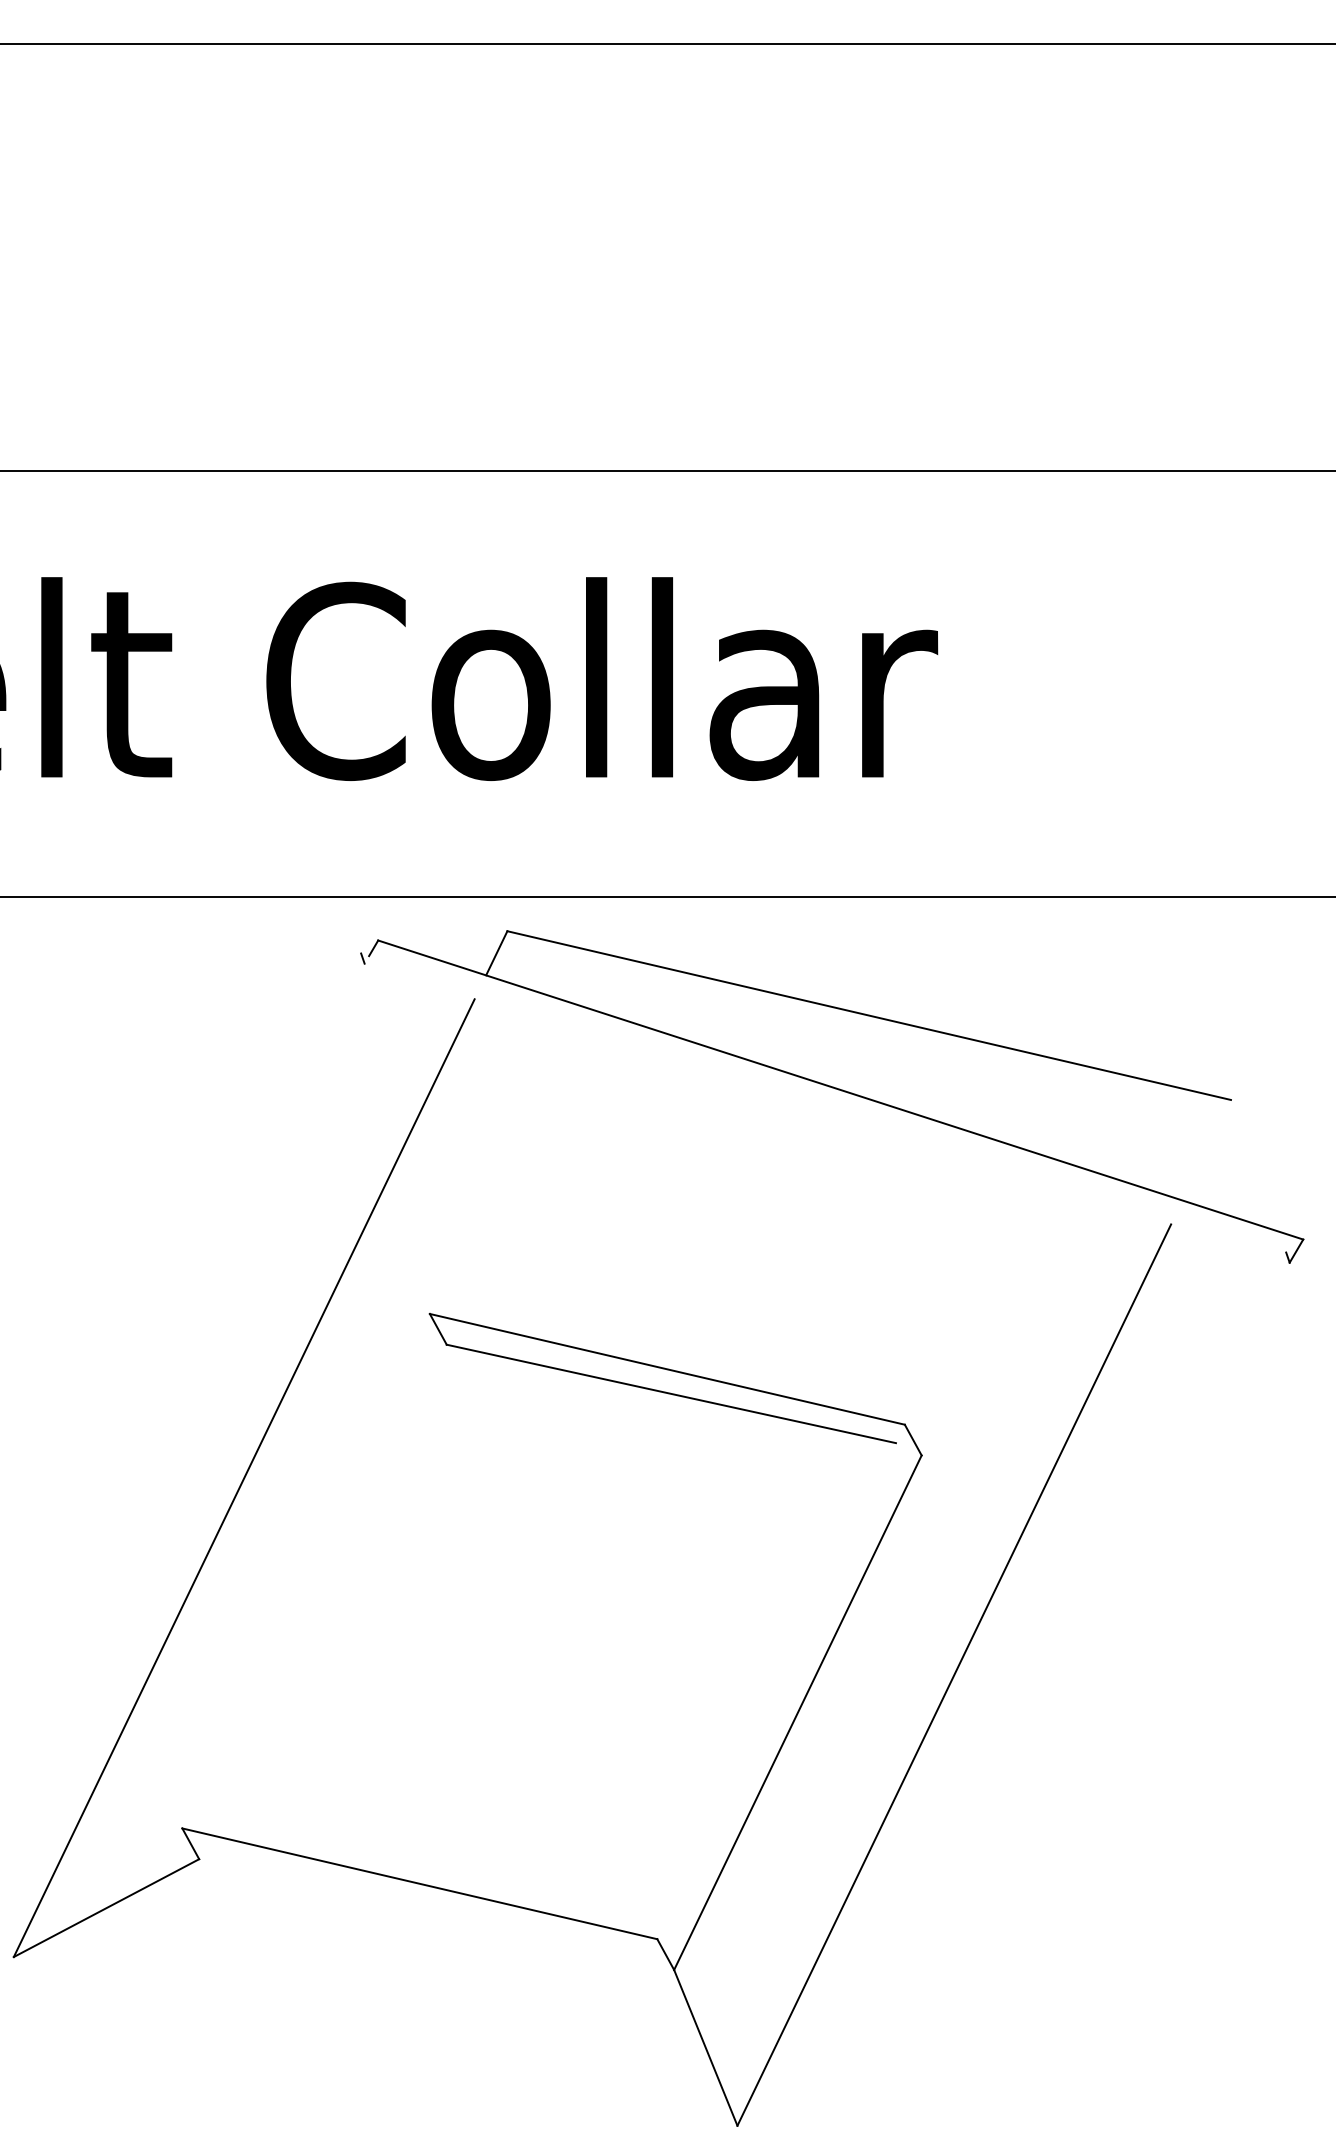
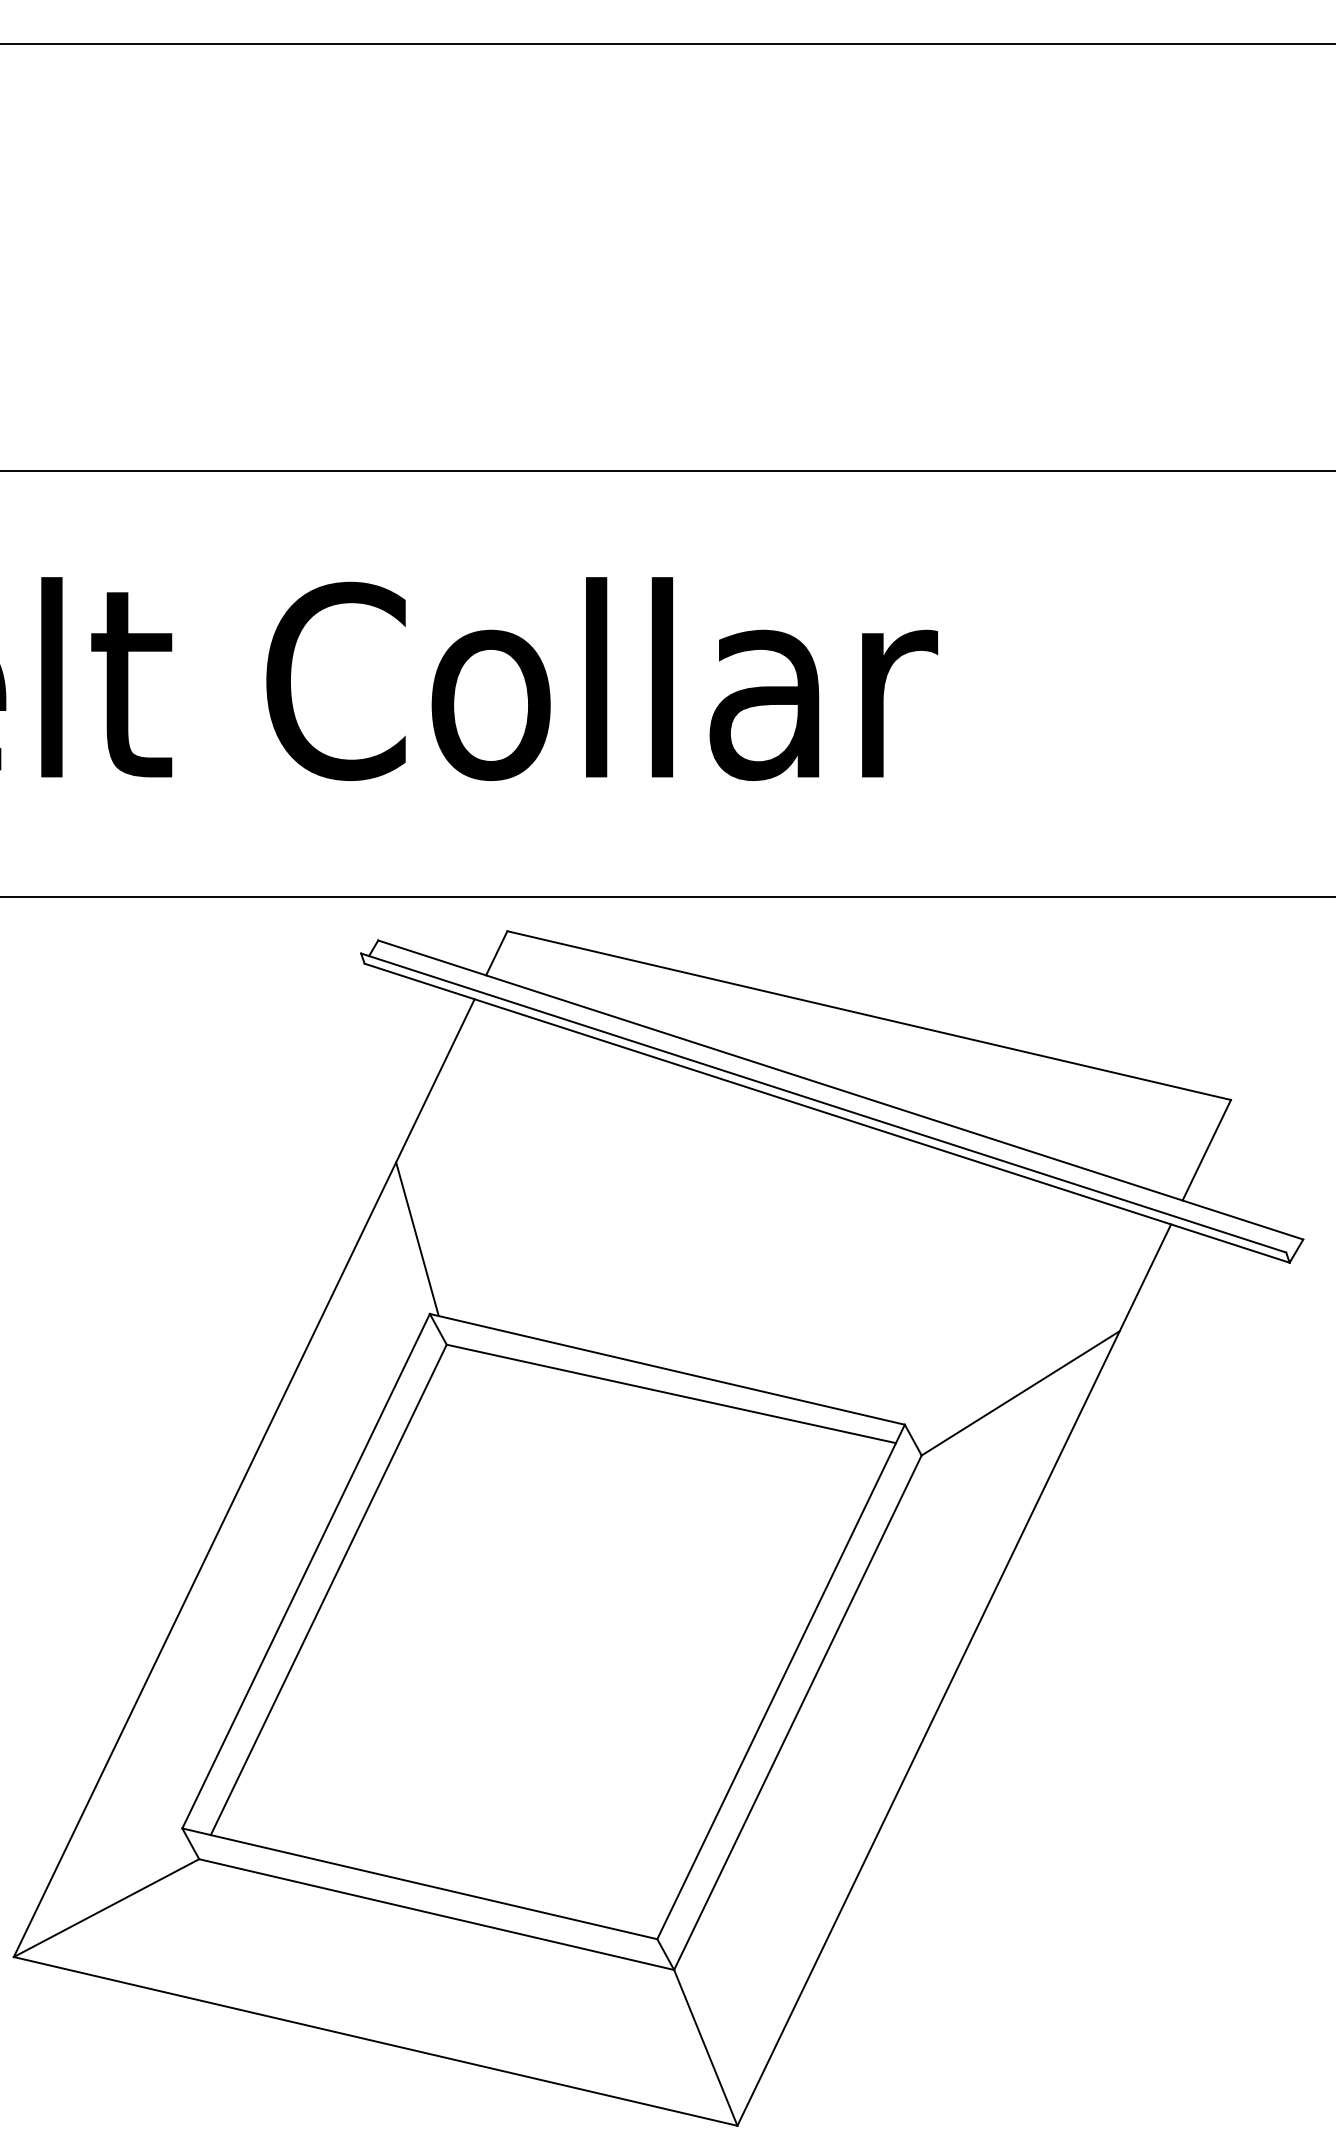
line: none -> present (823, 1102)
line: none -> present (826, 1112)
line: none -> present (1206, 1149)
line: none -> present (417, 1239)
line: none -> present (1020, 1393)
line: none -> present (305, 1570)
line: none -> present (328, 1589)
line: none -> present (780, 1681)
line: none -> present (436, 1914)
line: none -> present (375, 2041)
